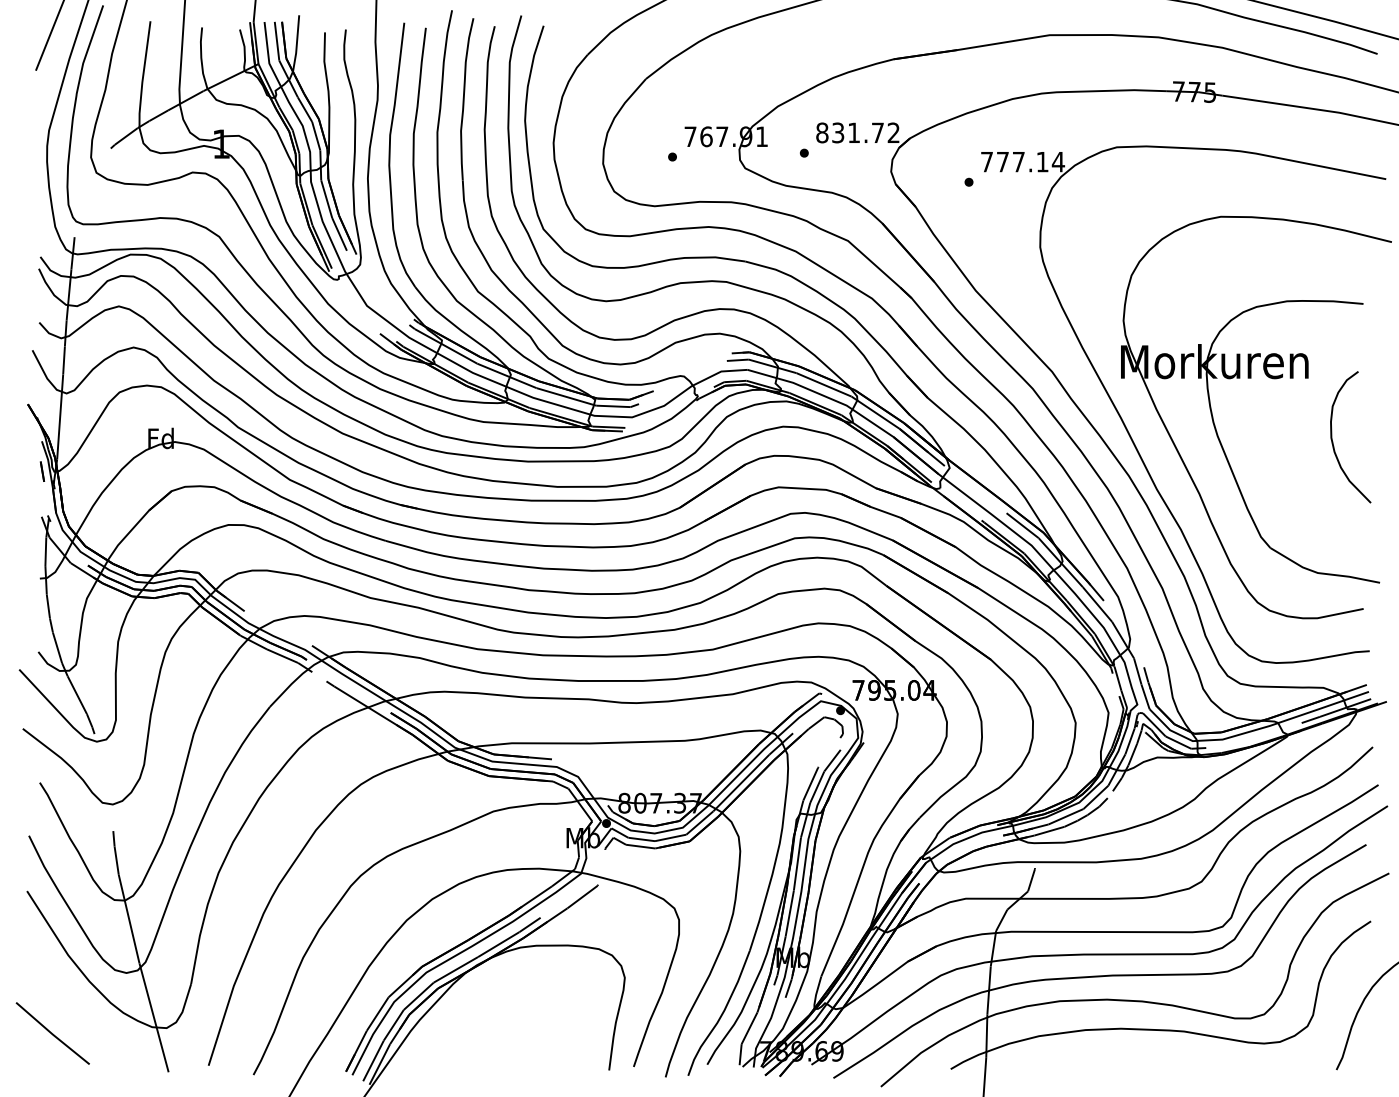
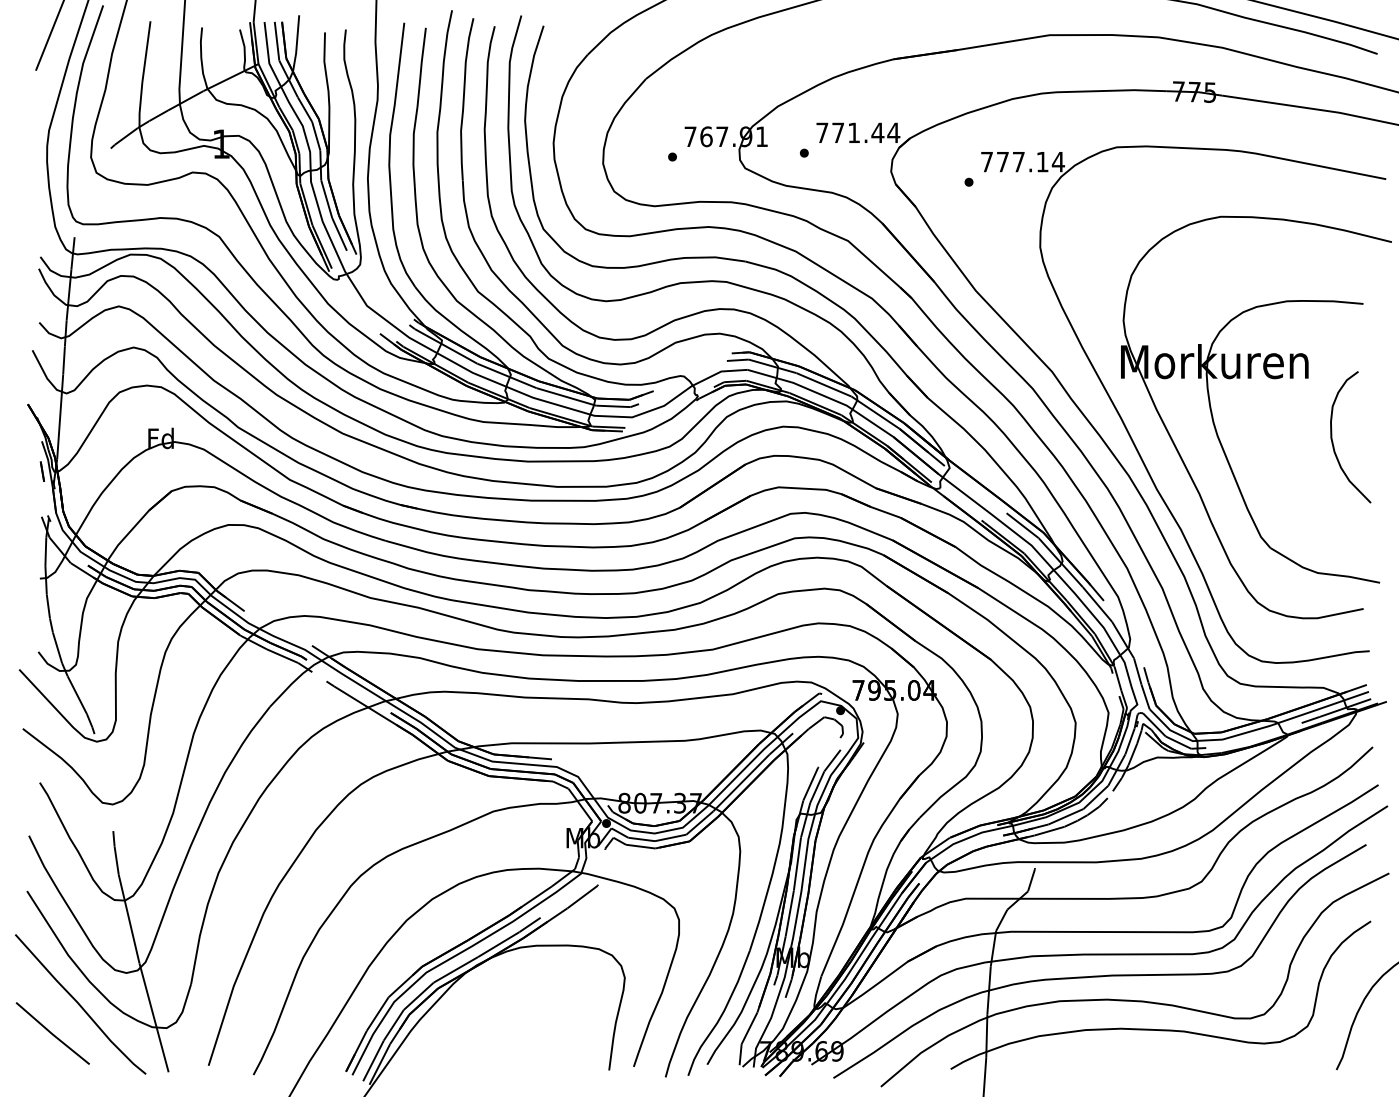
text: 831.72 -> 771.44 (858, 132)
curve: none -> present (80, 1004)
